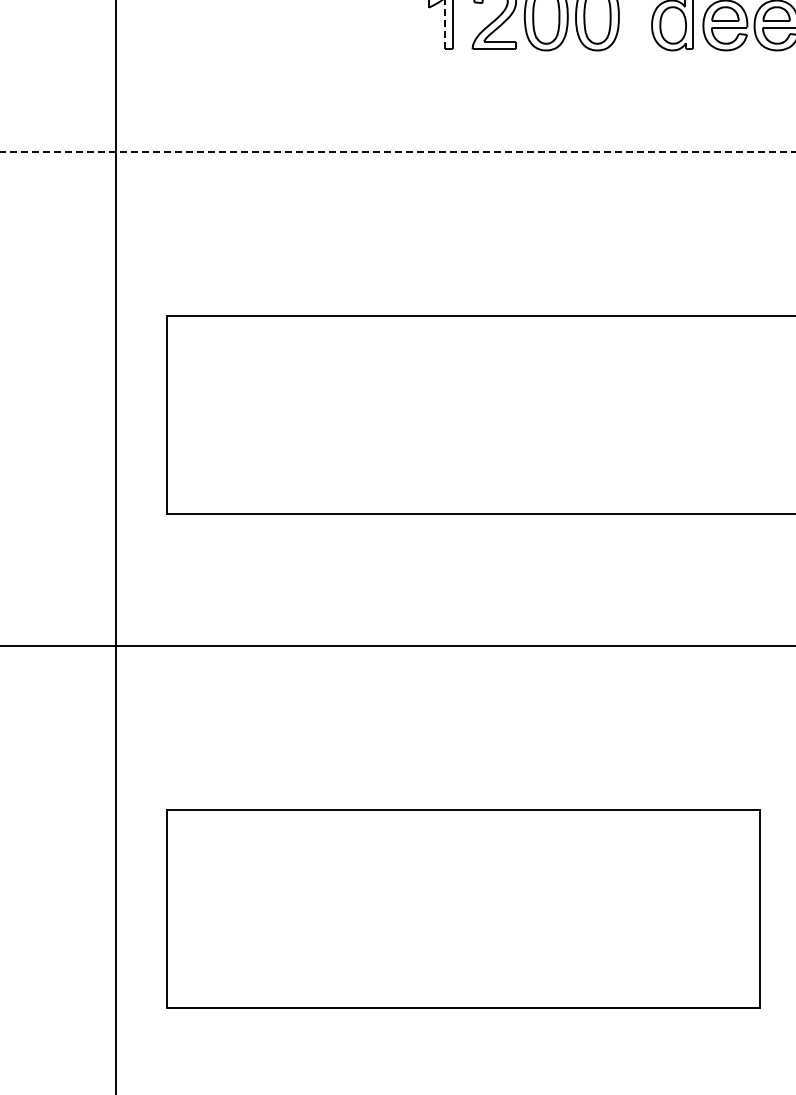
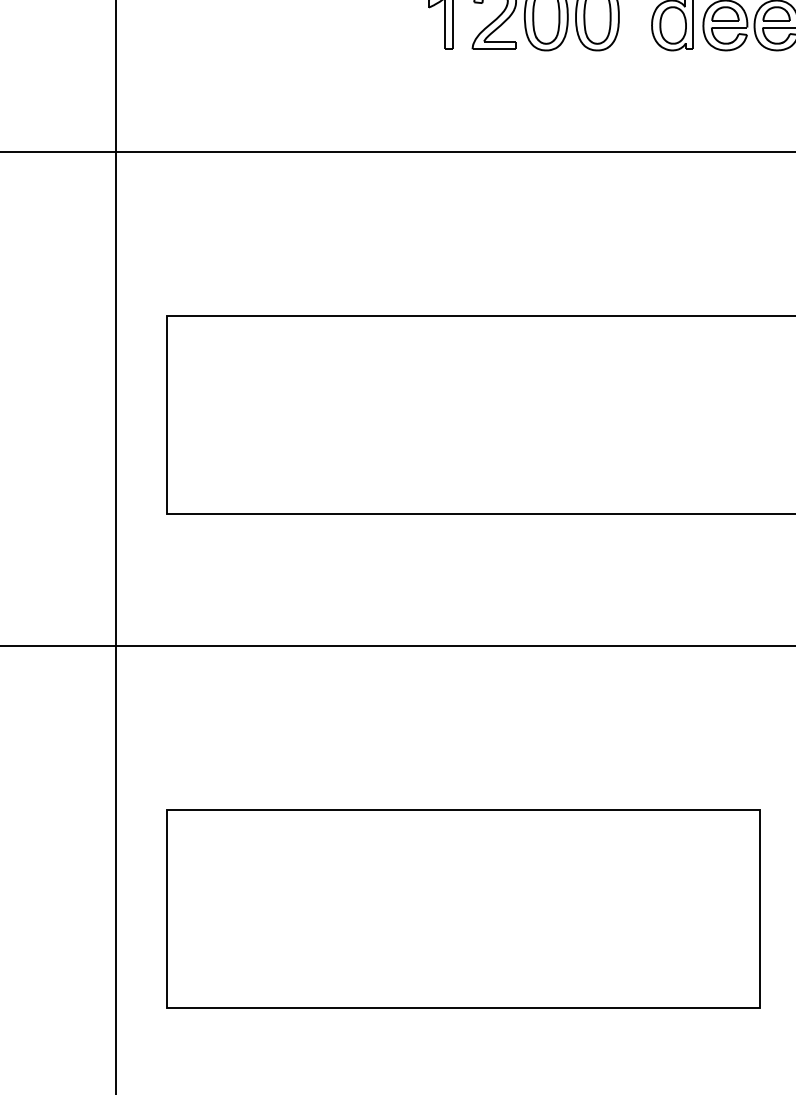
line: dashed -> solid (444, 25)
line: dashed -> solid (398, 151)
